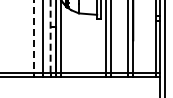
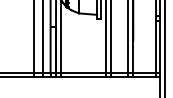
line: dashed -> solid (34, 37)
line: dashed -> solid (50, 37)
